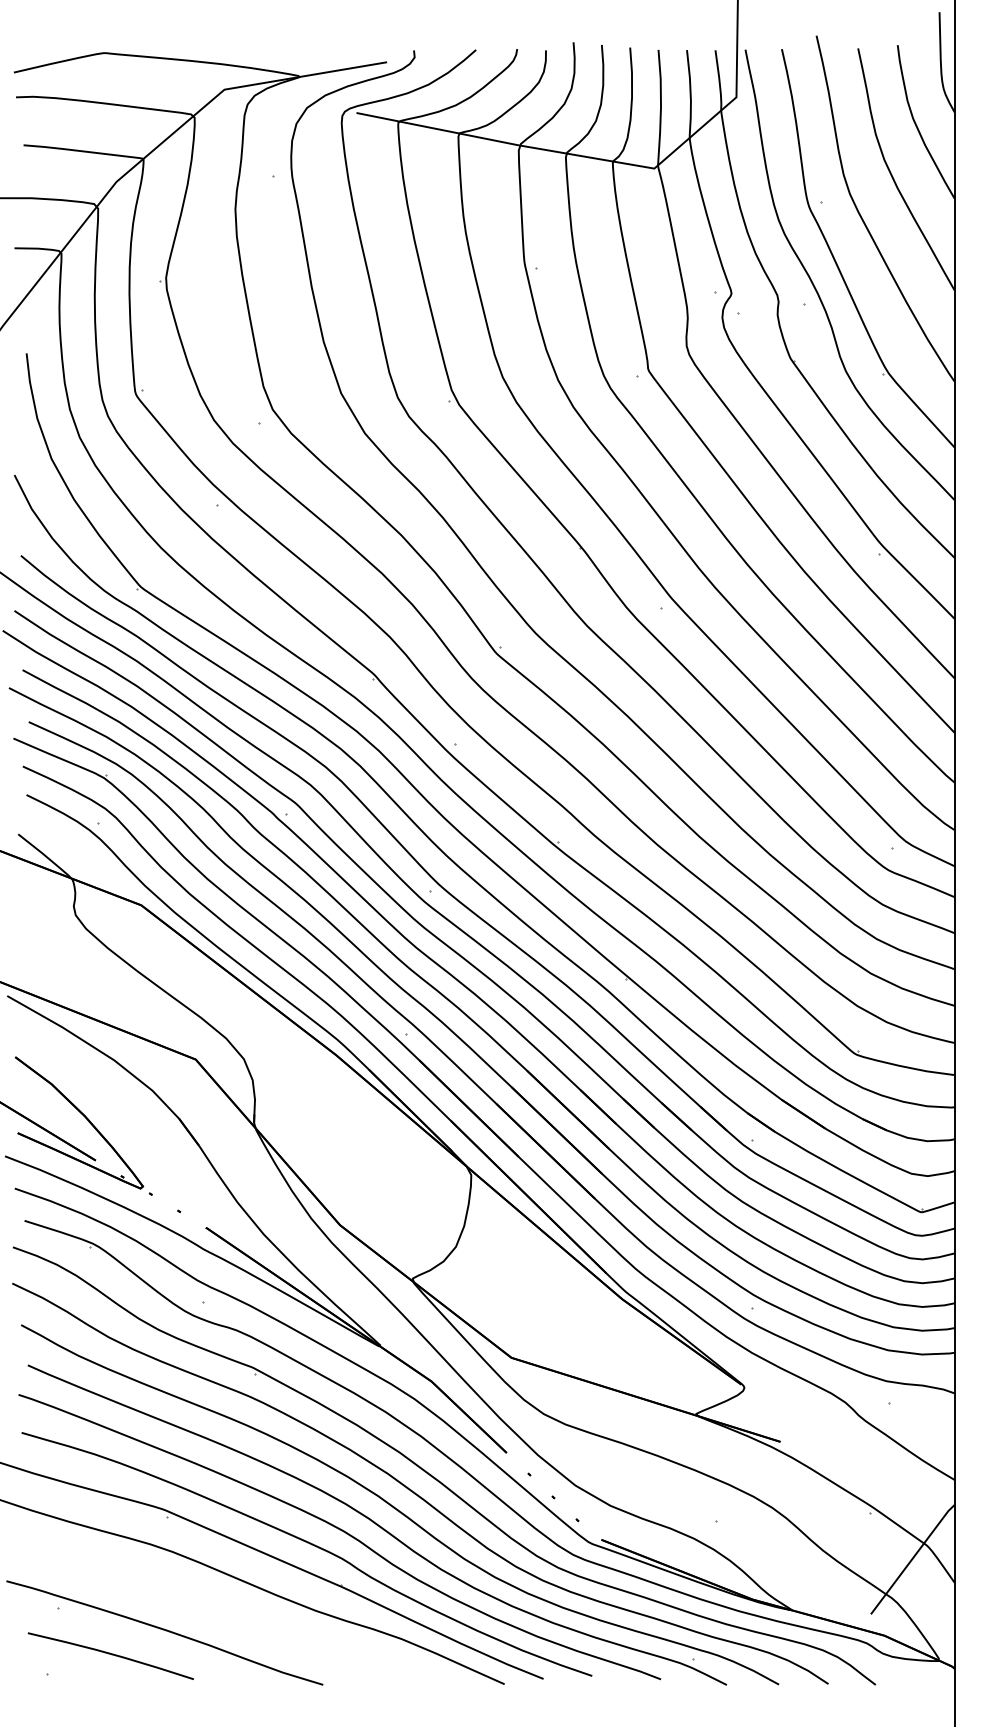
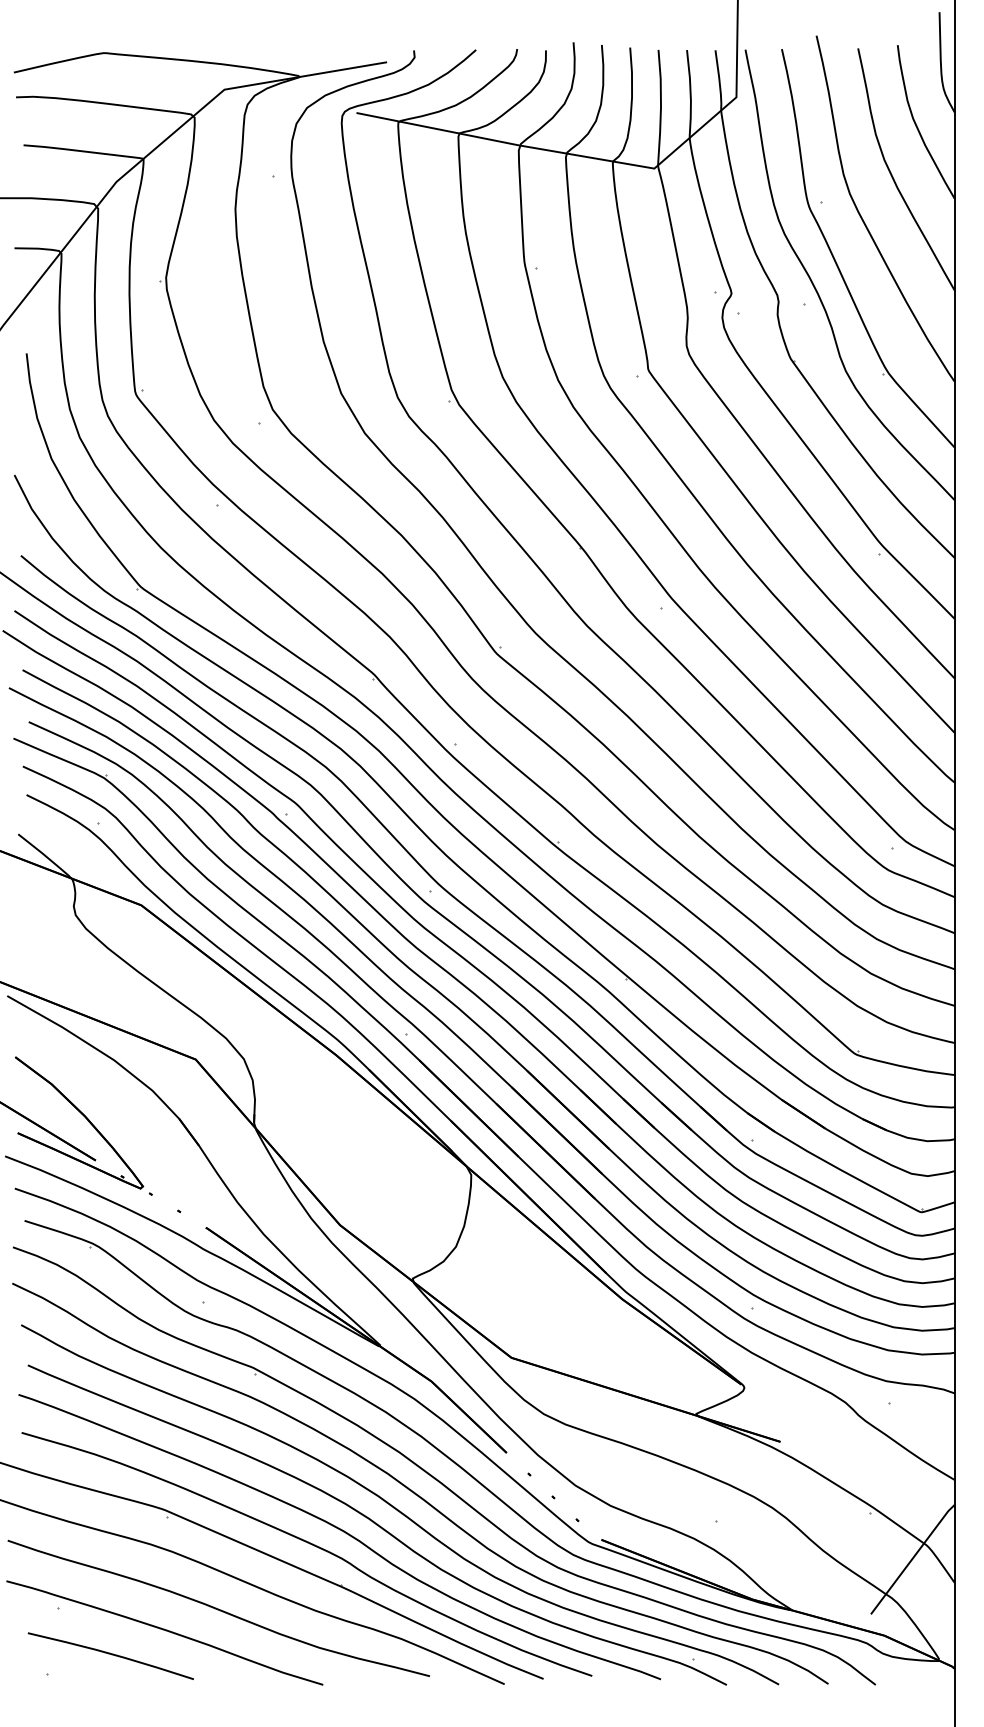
curve: none -> present (218, 1608)
